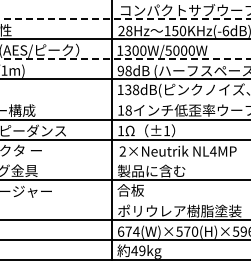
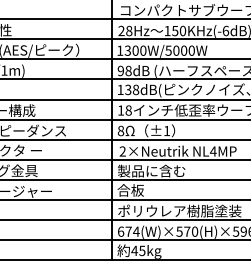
line: dashed -> solid (126, 19)
line: dashed -> solid (126, 59)
line: none -> present (124, 99)
text: 1 -> 8 (120, 130)
line: none -> present (124, 159)
line: none -> present (124, 199)
text: 49kg -> 45kg (142, 250)
